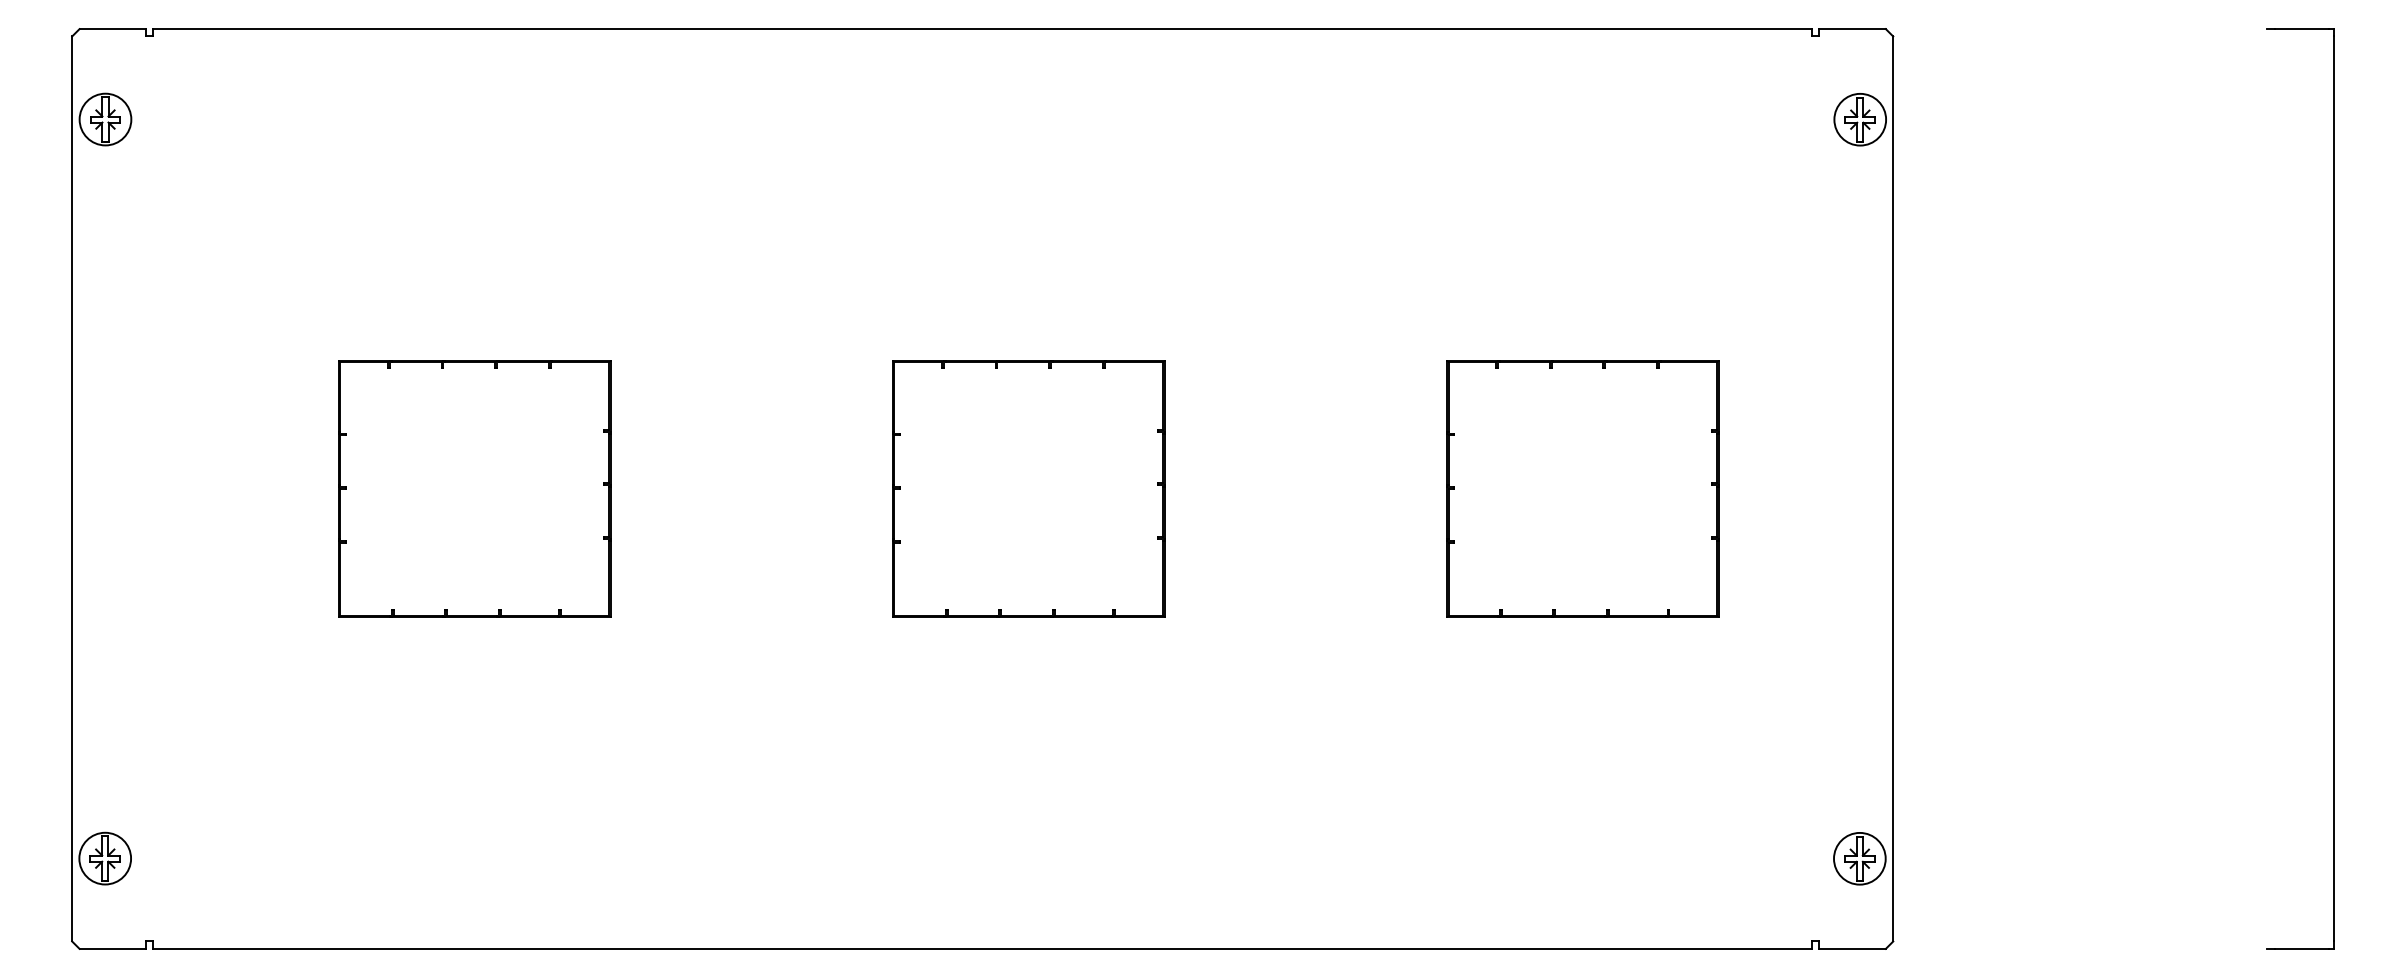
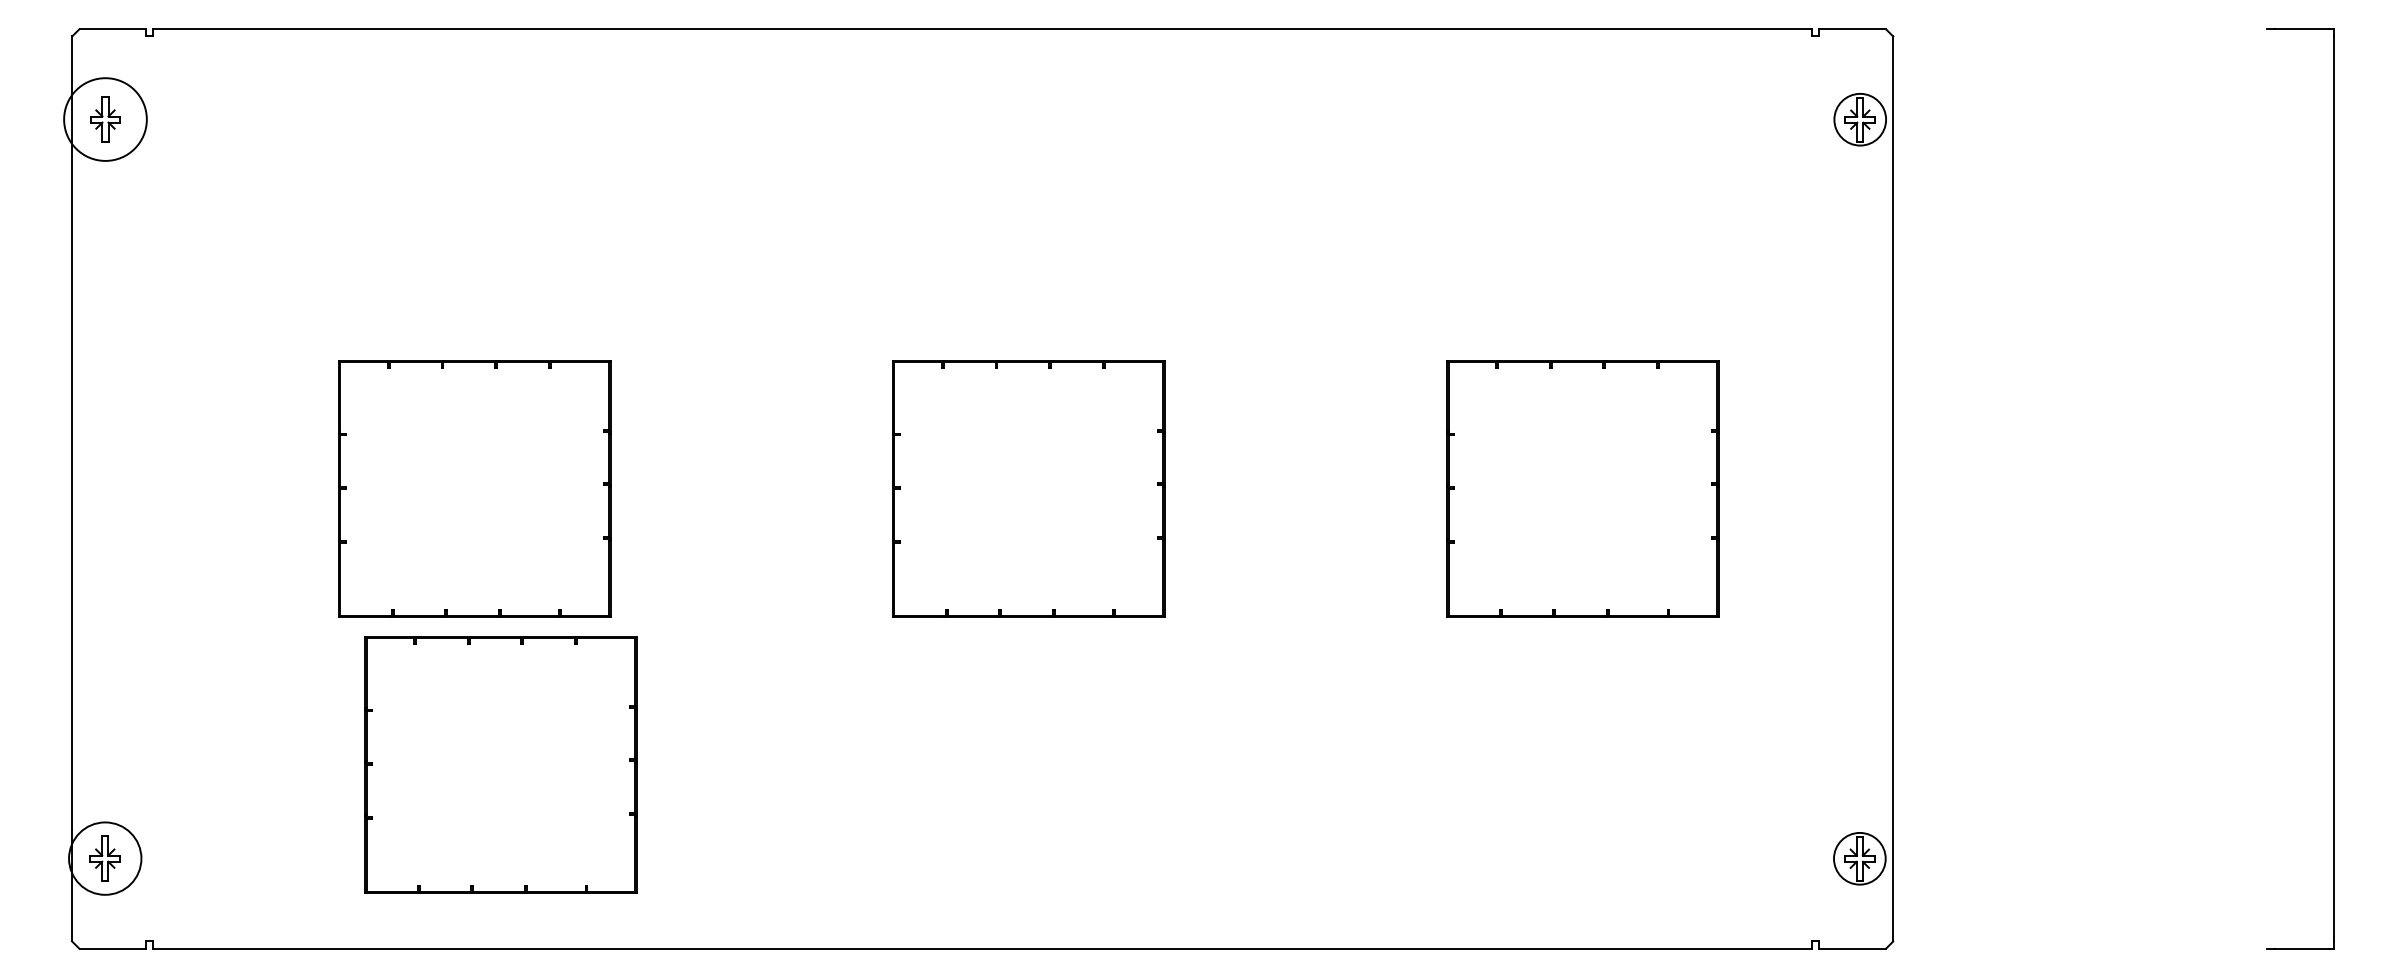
circle diameter: 52 px -> 83 px (105, 119)
part: none -> present (500, 764)
circle diameter: 52 px -> 72 px (105, 858)
